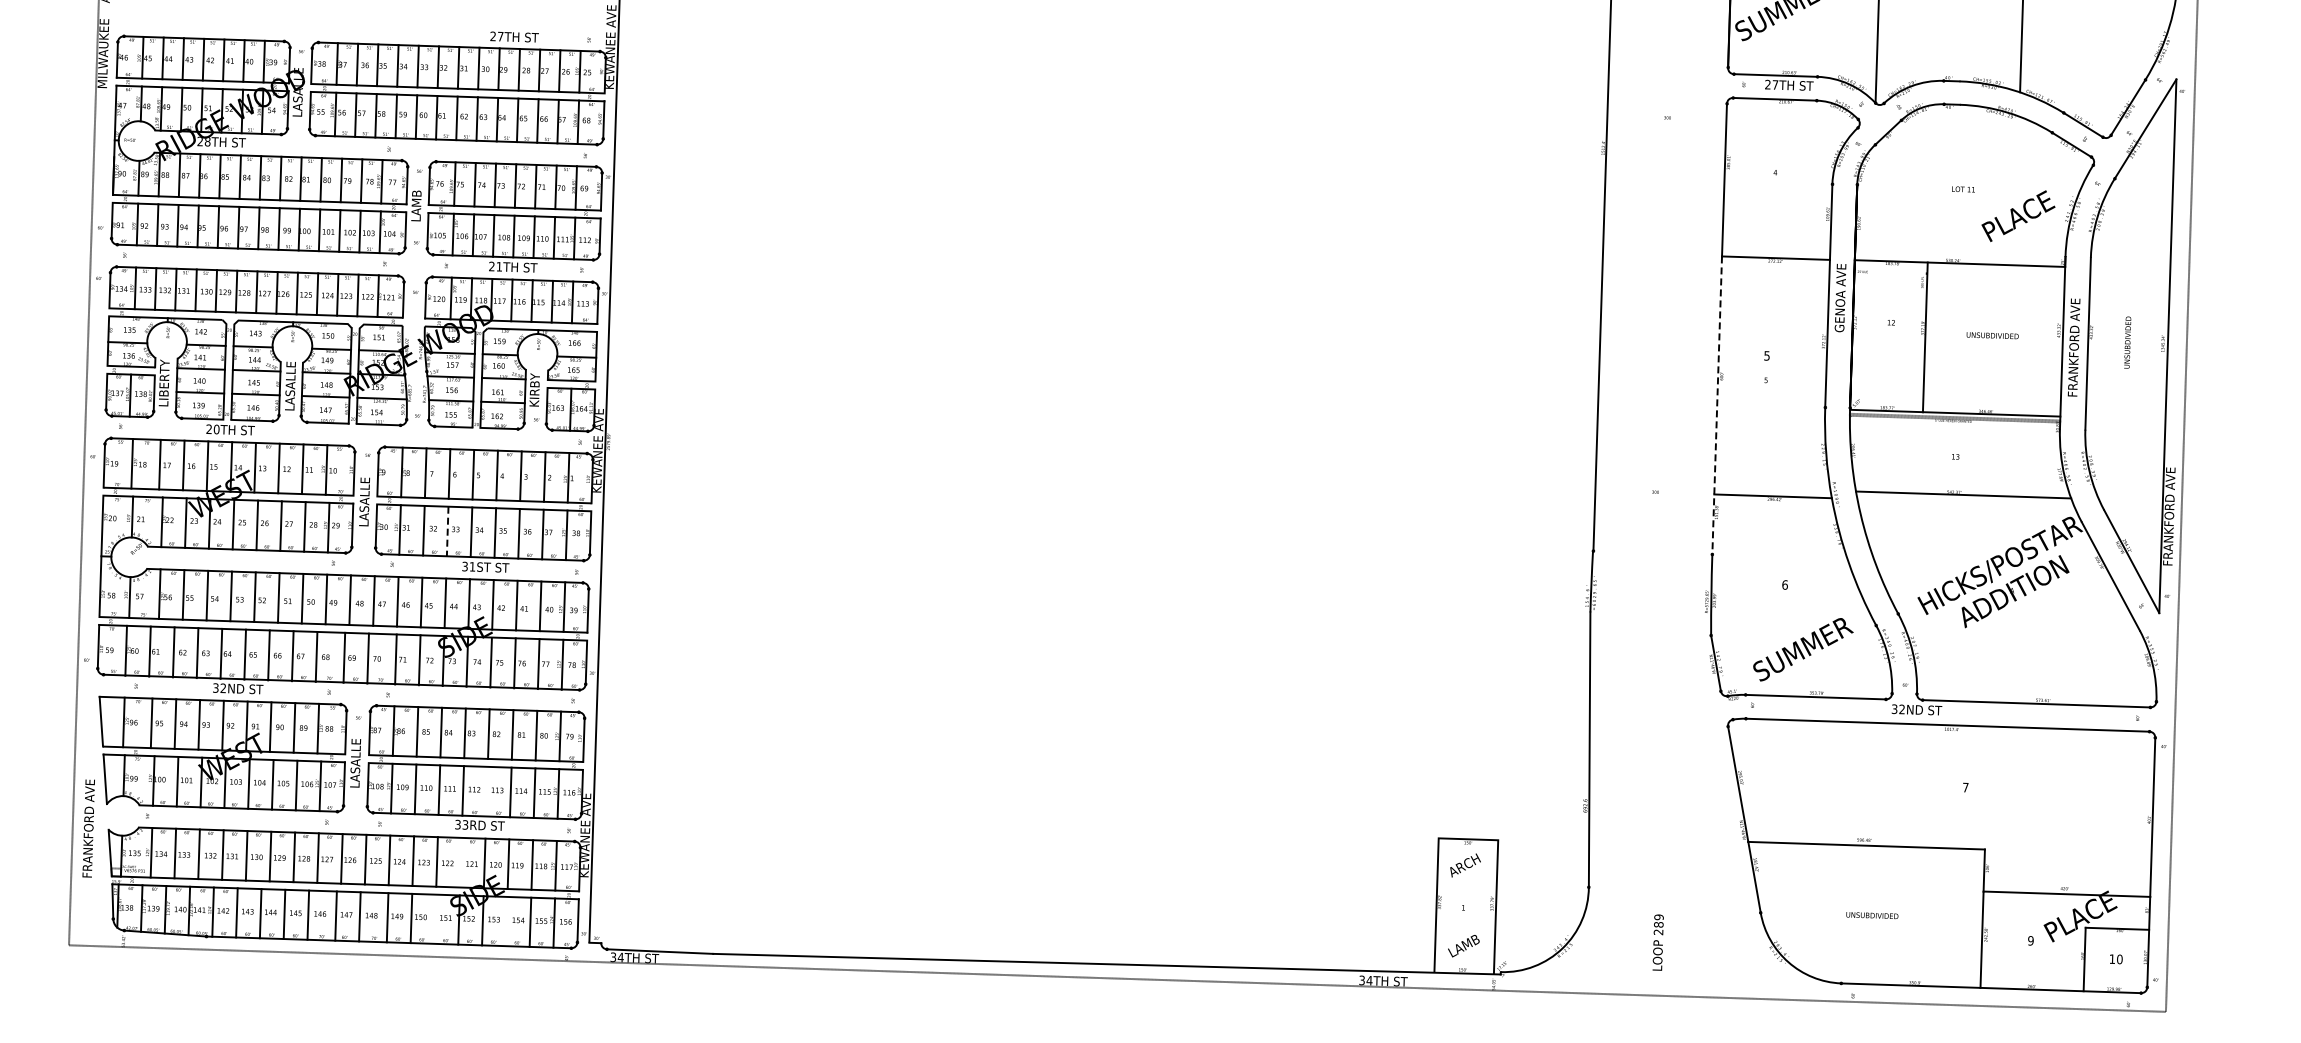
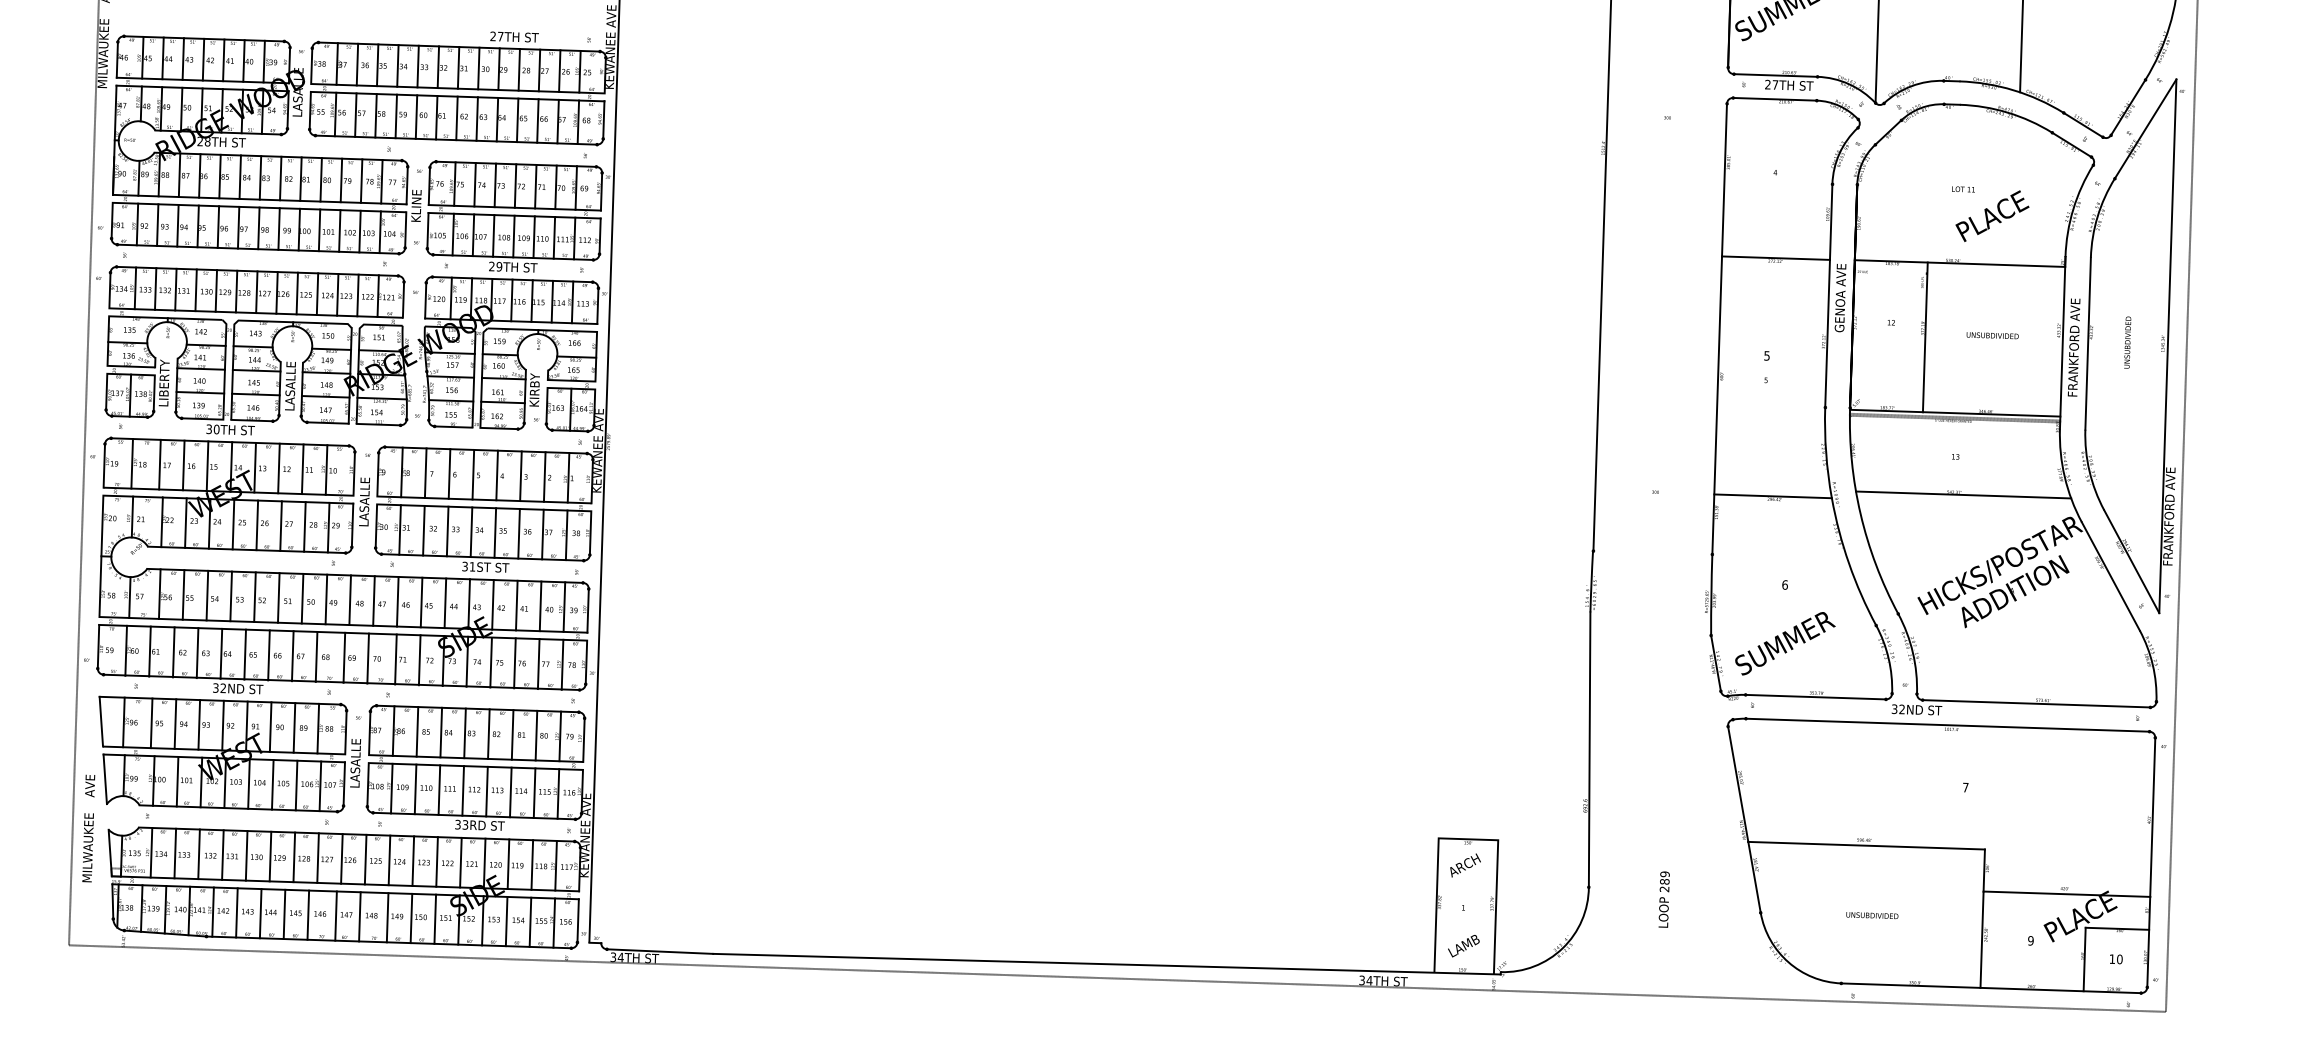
text: LAMB -> KLINE (416, 205)
text position: (2018, 215) -> (1992, 215) (1992, 215)
text: 21TH -> 29TH (499, 266)
line: dashed -> solid (1717, 406)
text: 20TH -> 30TH (208, 429)
line: dashed -> solid (447, 531)
text position: (1803, 649) -> (1785, 643) (1785, 643)
line: none -> present (486, 791)
text: FRANKFORD AVE -> MILWAUKEE    AVE (88, 828)
line: none -> present (460, 862)
line: none -> present (435, 918)
line: none -> present (506, 921)
text position: (1657, 942) -> (1663, 899) (1663, 899)
